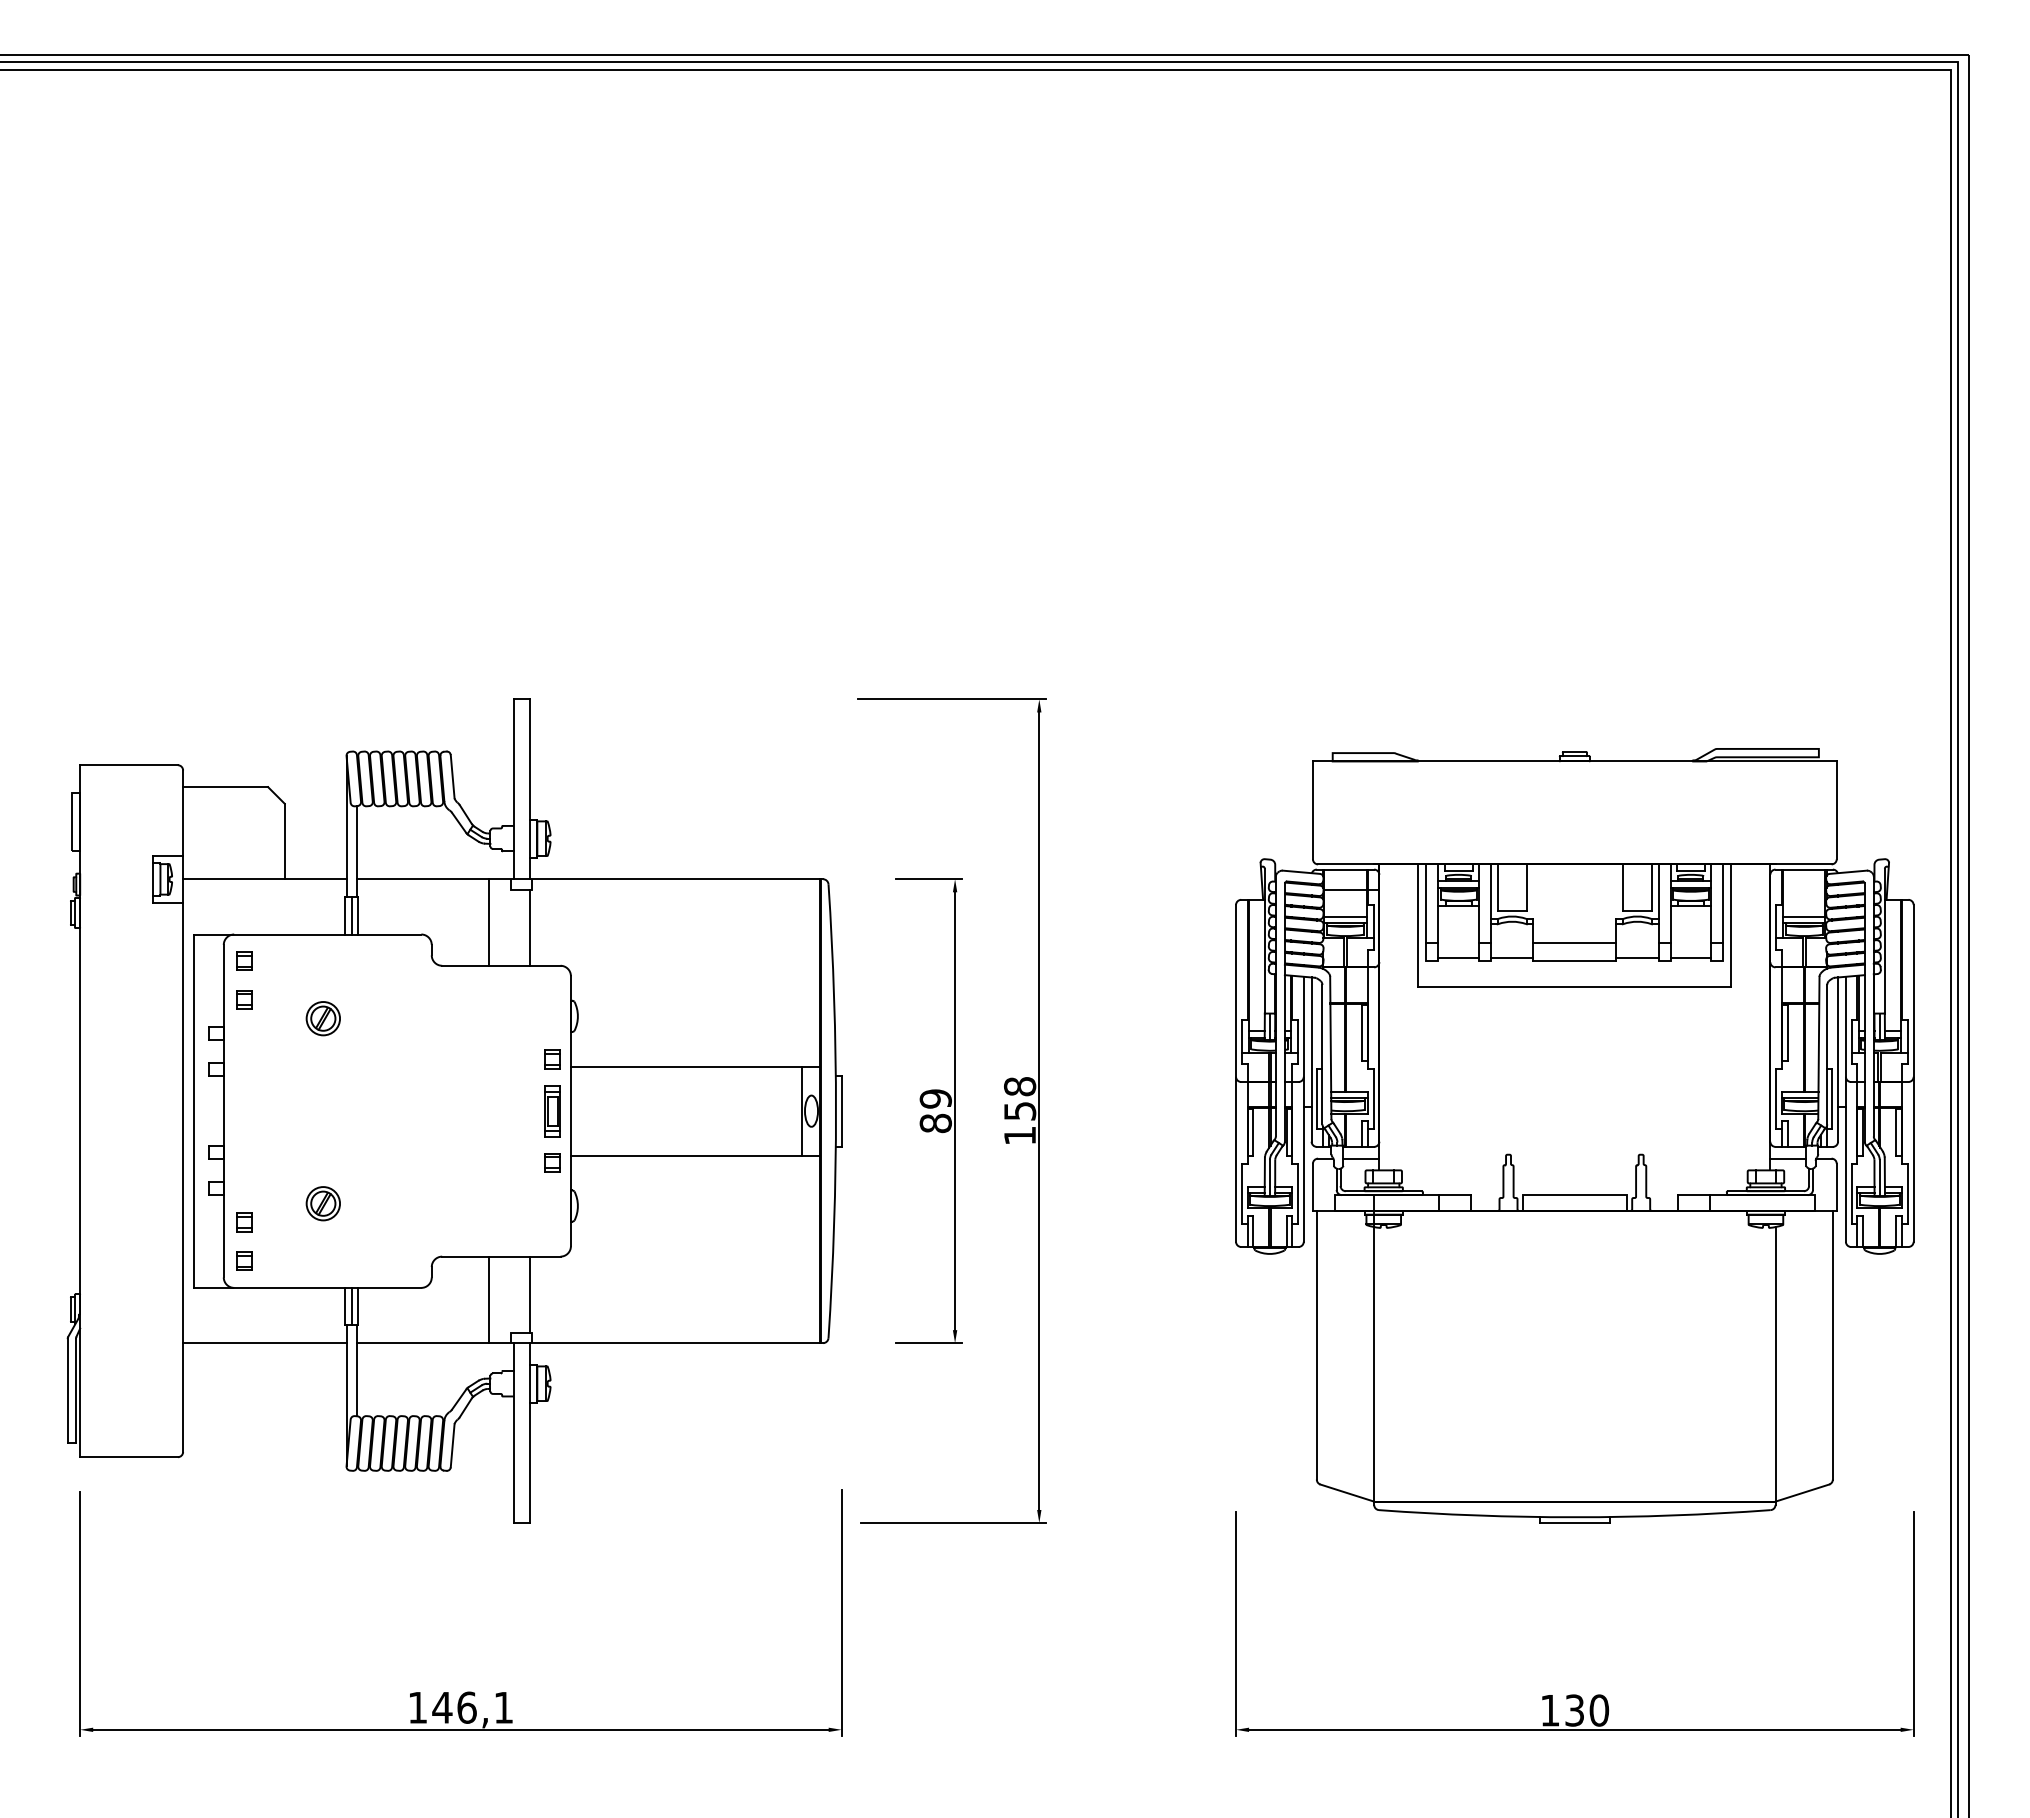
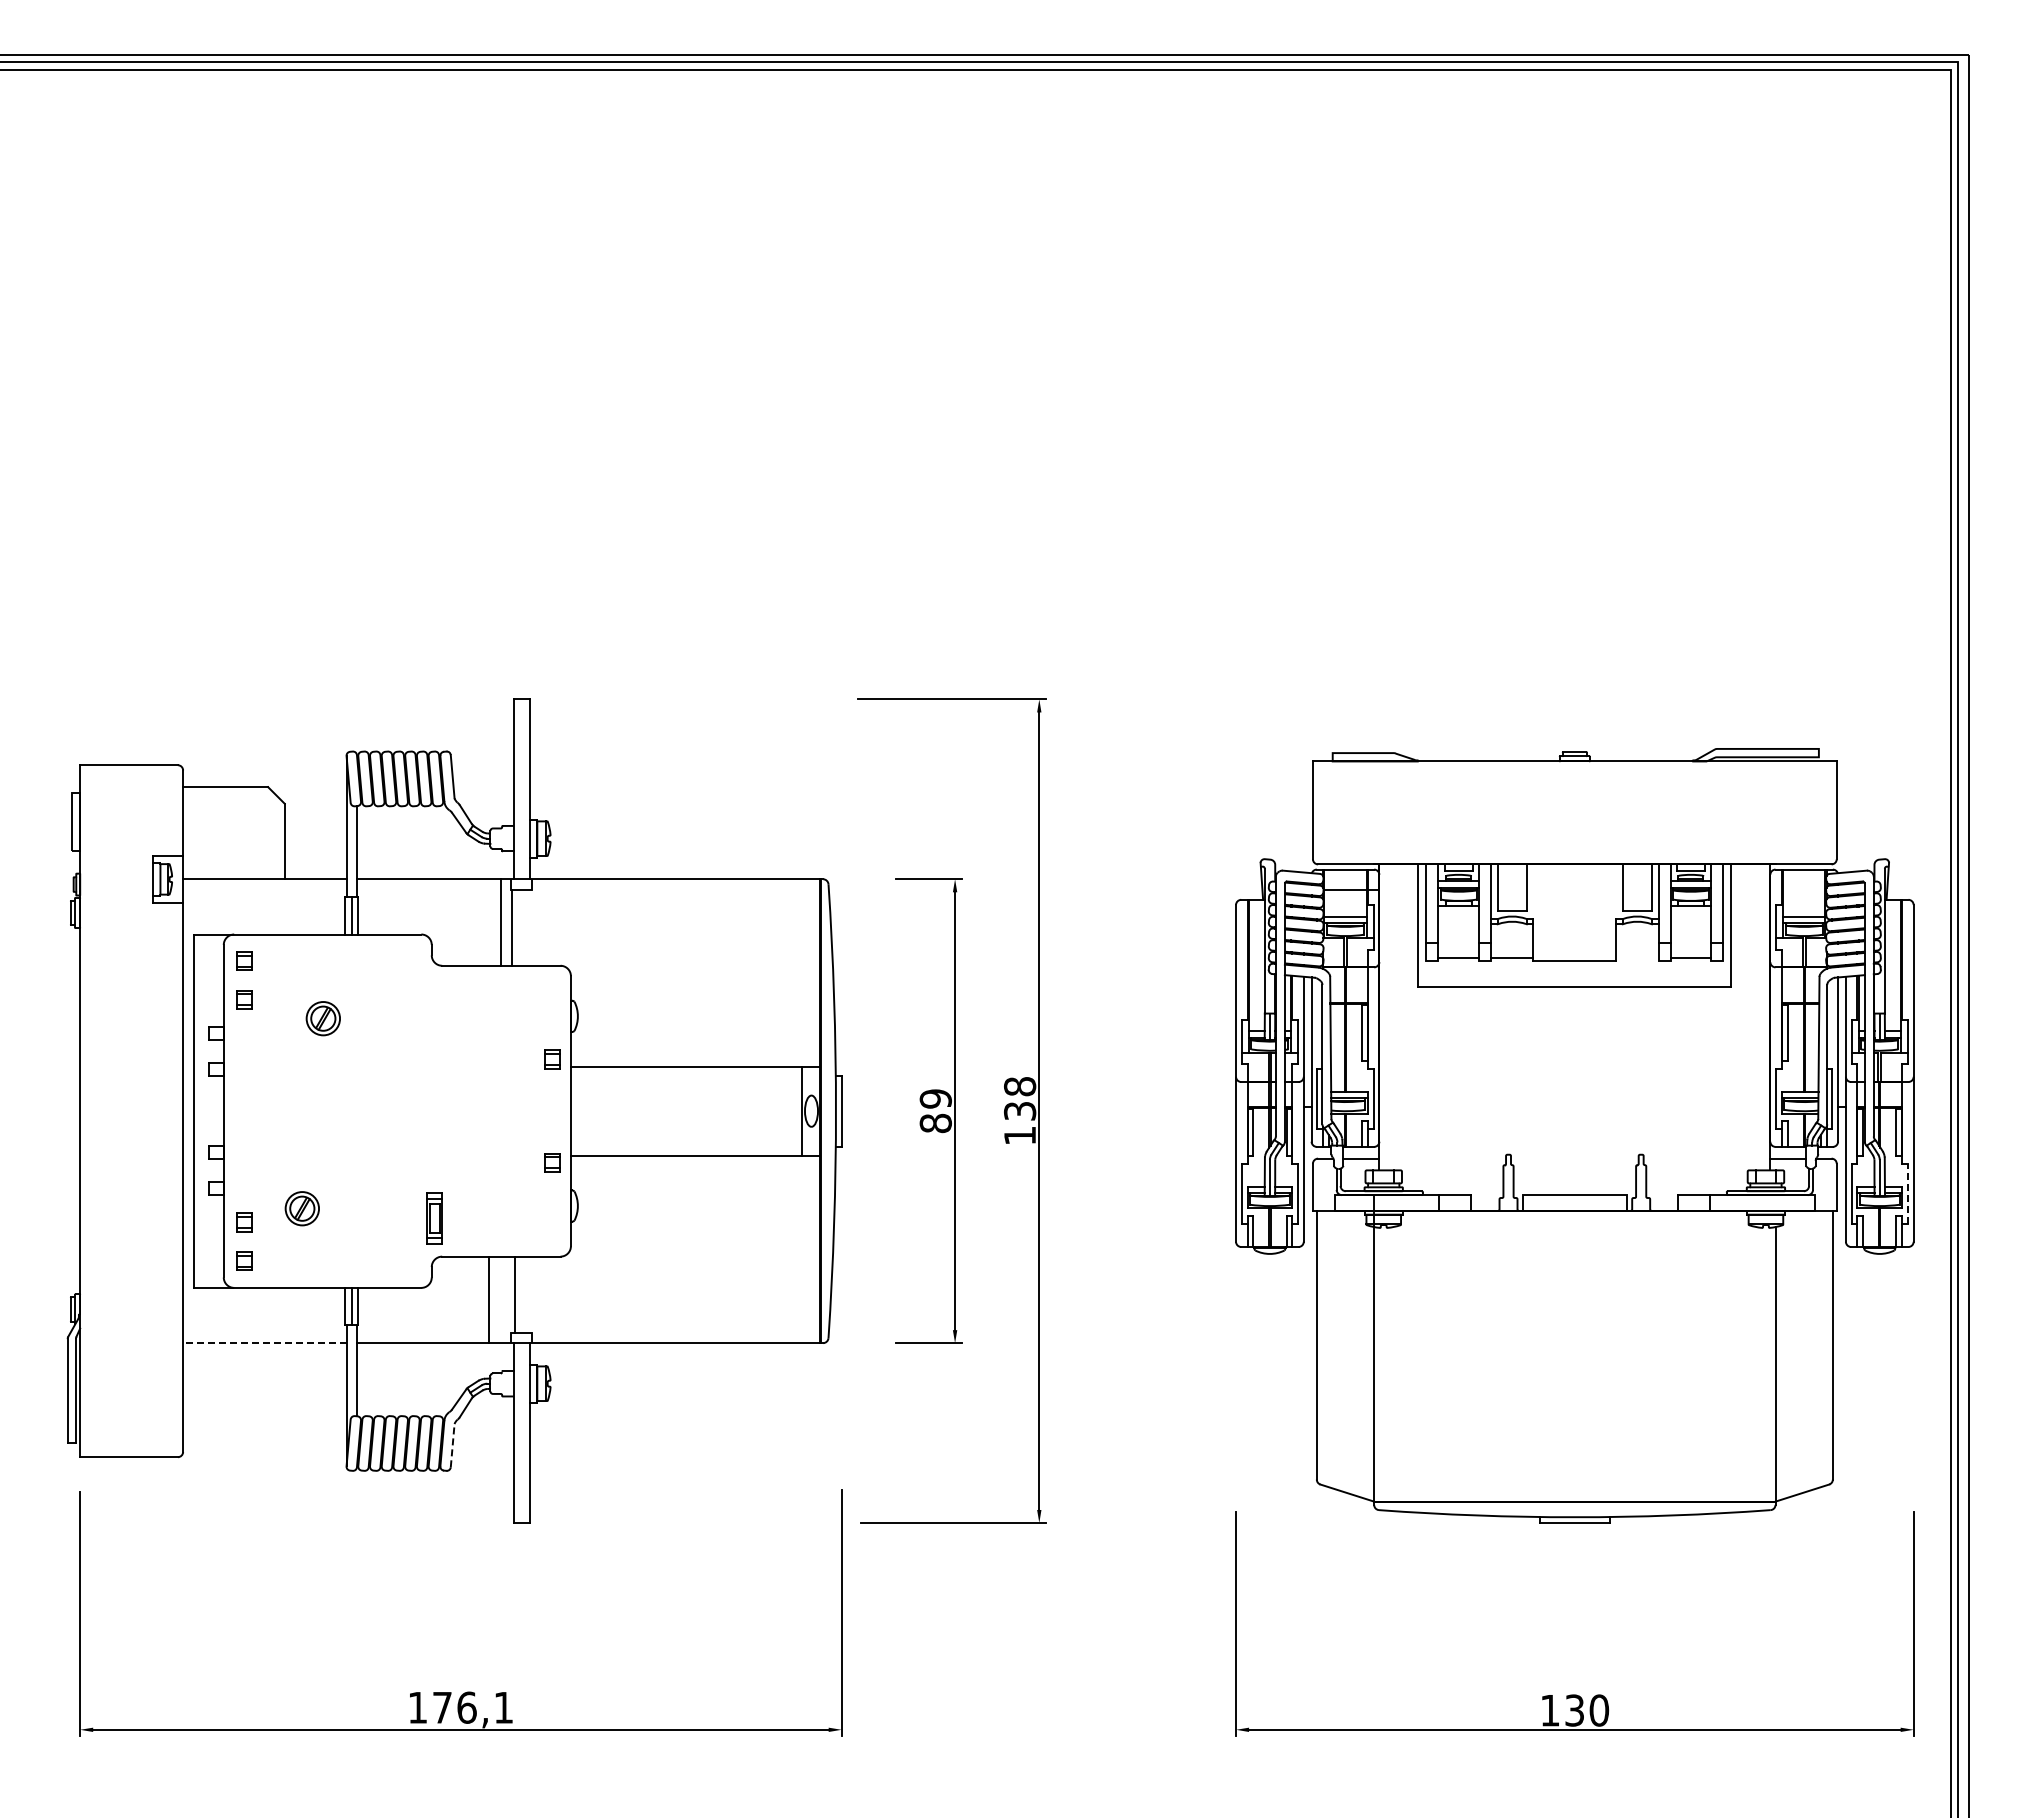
line position: (488, 922) -> (500, 922) (500, 922)
line position: (529, 927) -> (511, 927) (511, 927)
line: present -> none (1574, 942)
line: present -> none (1637, 958)
text: 158 -> 138 (1019, 1110)
part position: (552, 1111) -> (434, 1218) (434, 1218)
line: solid -> dashed (1907, 1194)
part position: (322, 1203) -> (301, 1208) (301, 1208)
line position: (529, 1294) -> (514, 1294) (514, 1294)
line: solid -> dashed (264, 1343)
line: solid -> dashed (452, 1445)
text: 146,1 -> 176,1 (442, 1707)
